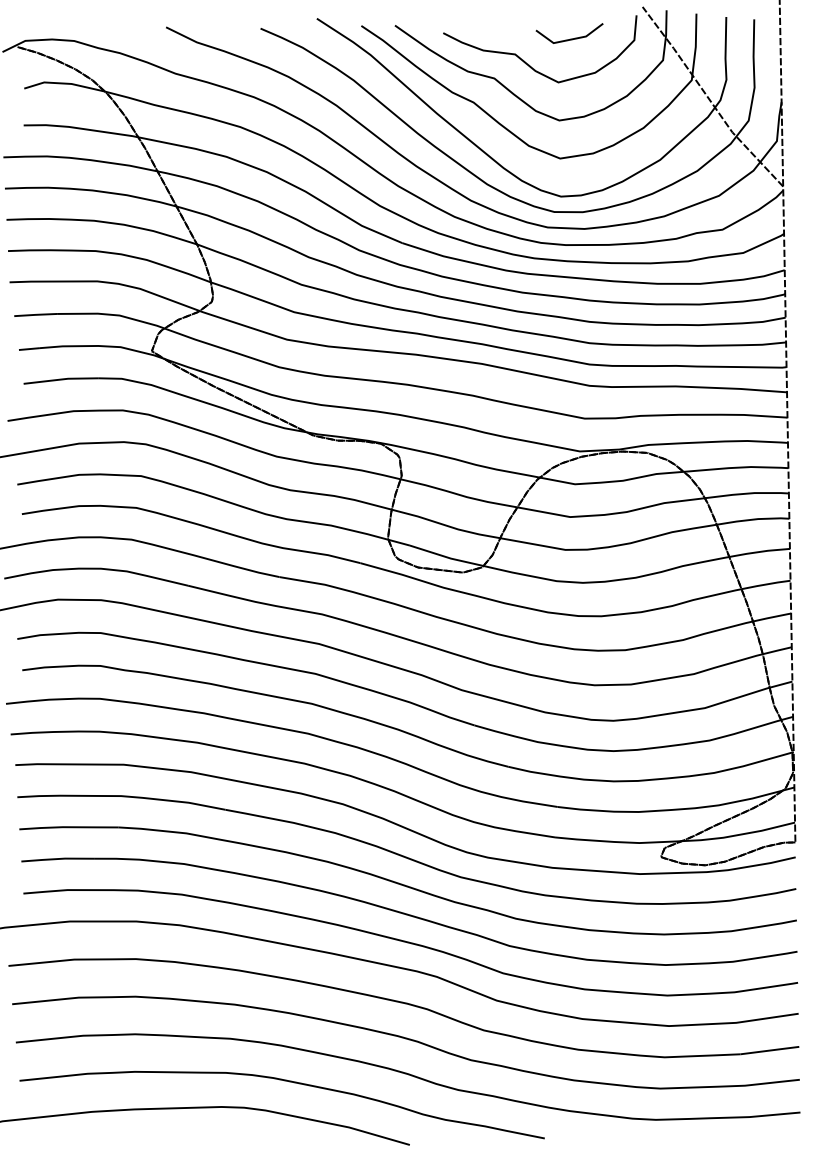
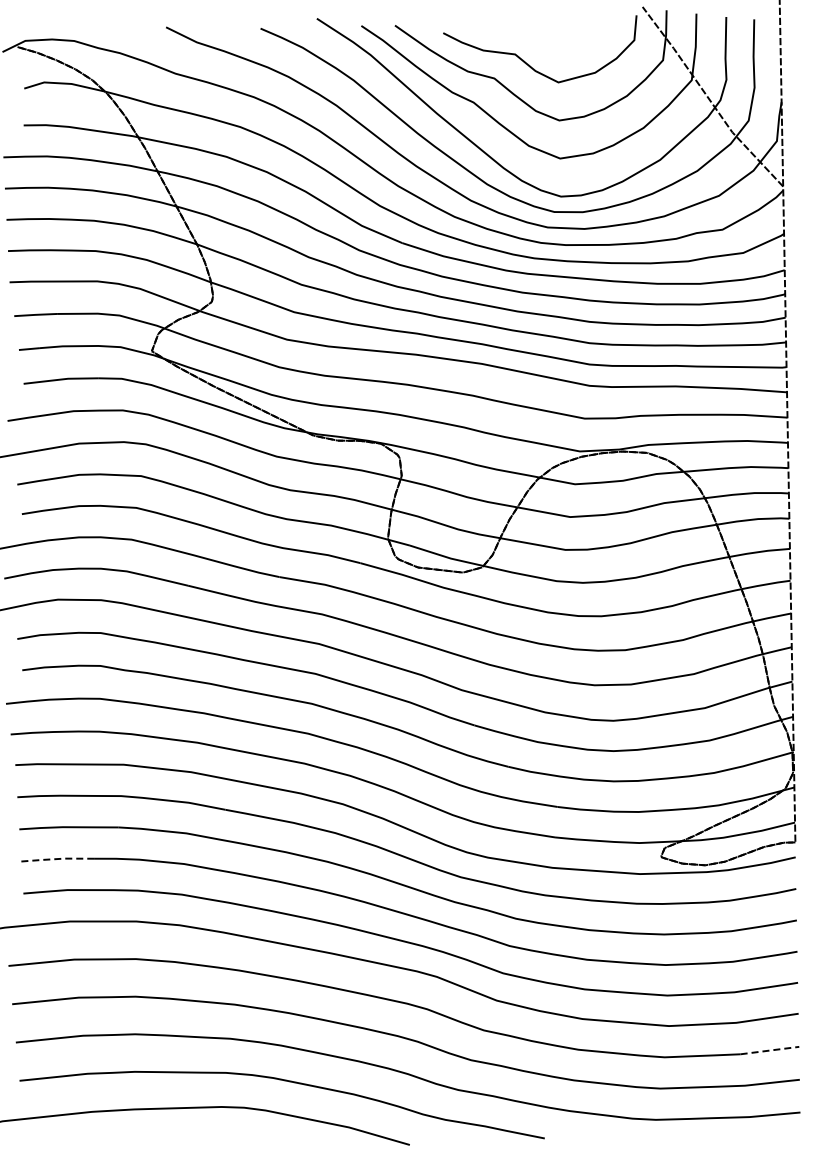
line: present -> none (570, 38)
line: solid -> dashed (57, 859)
line: solid -> dashed (770, 1050)
